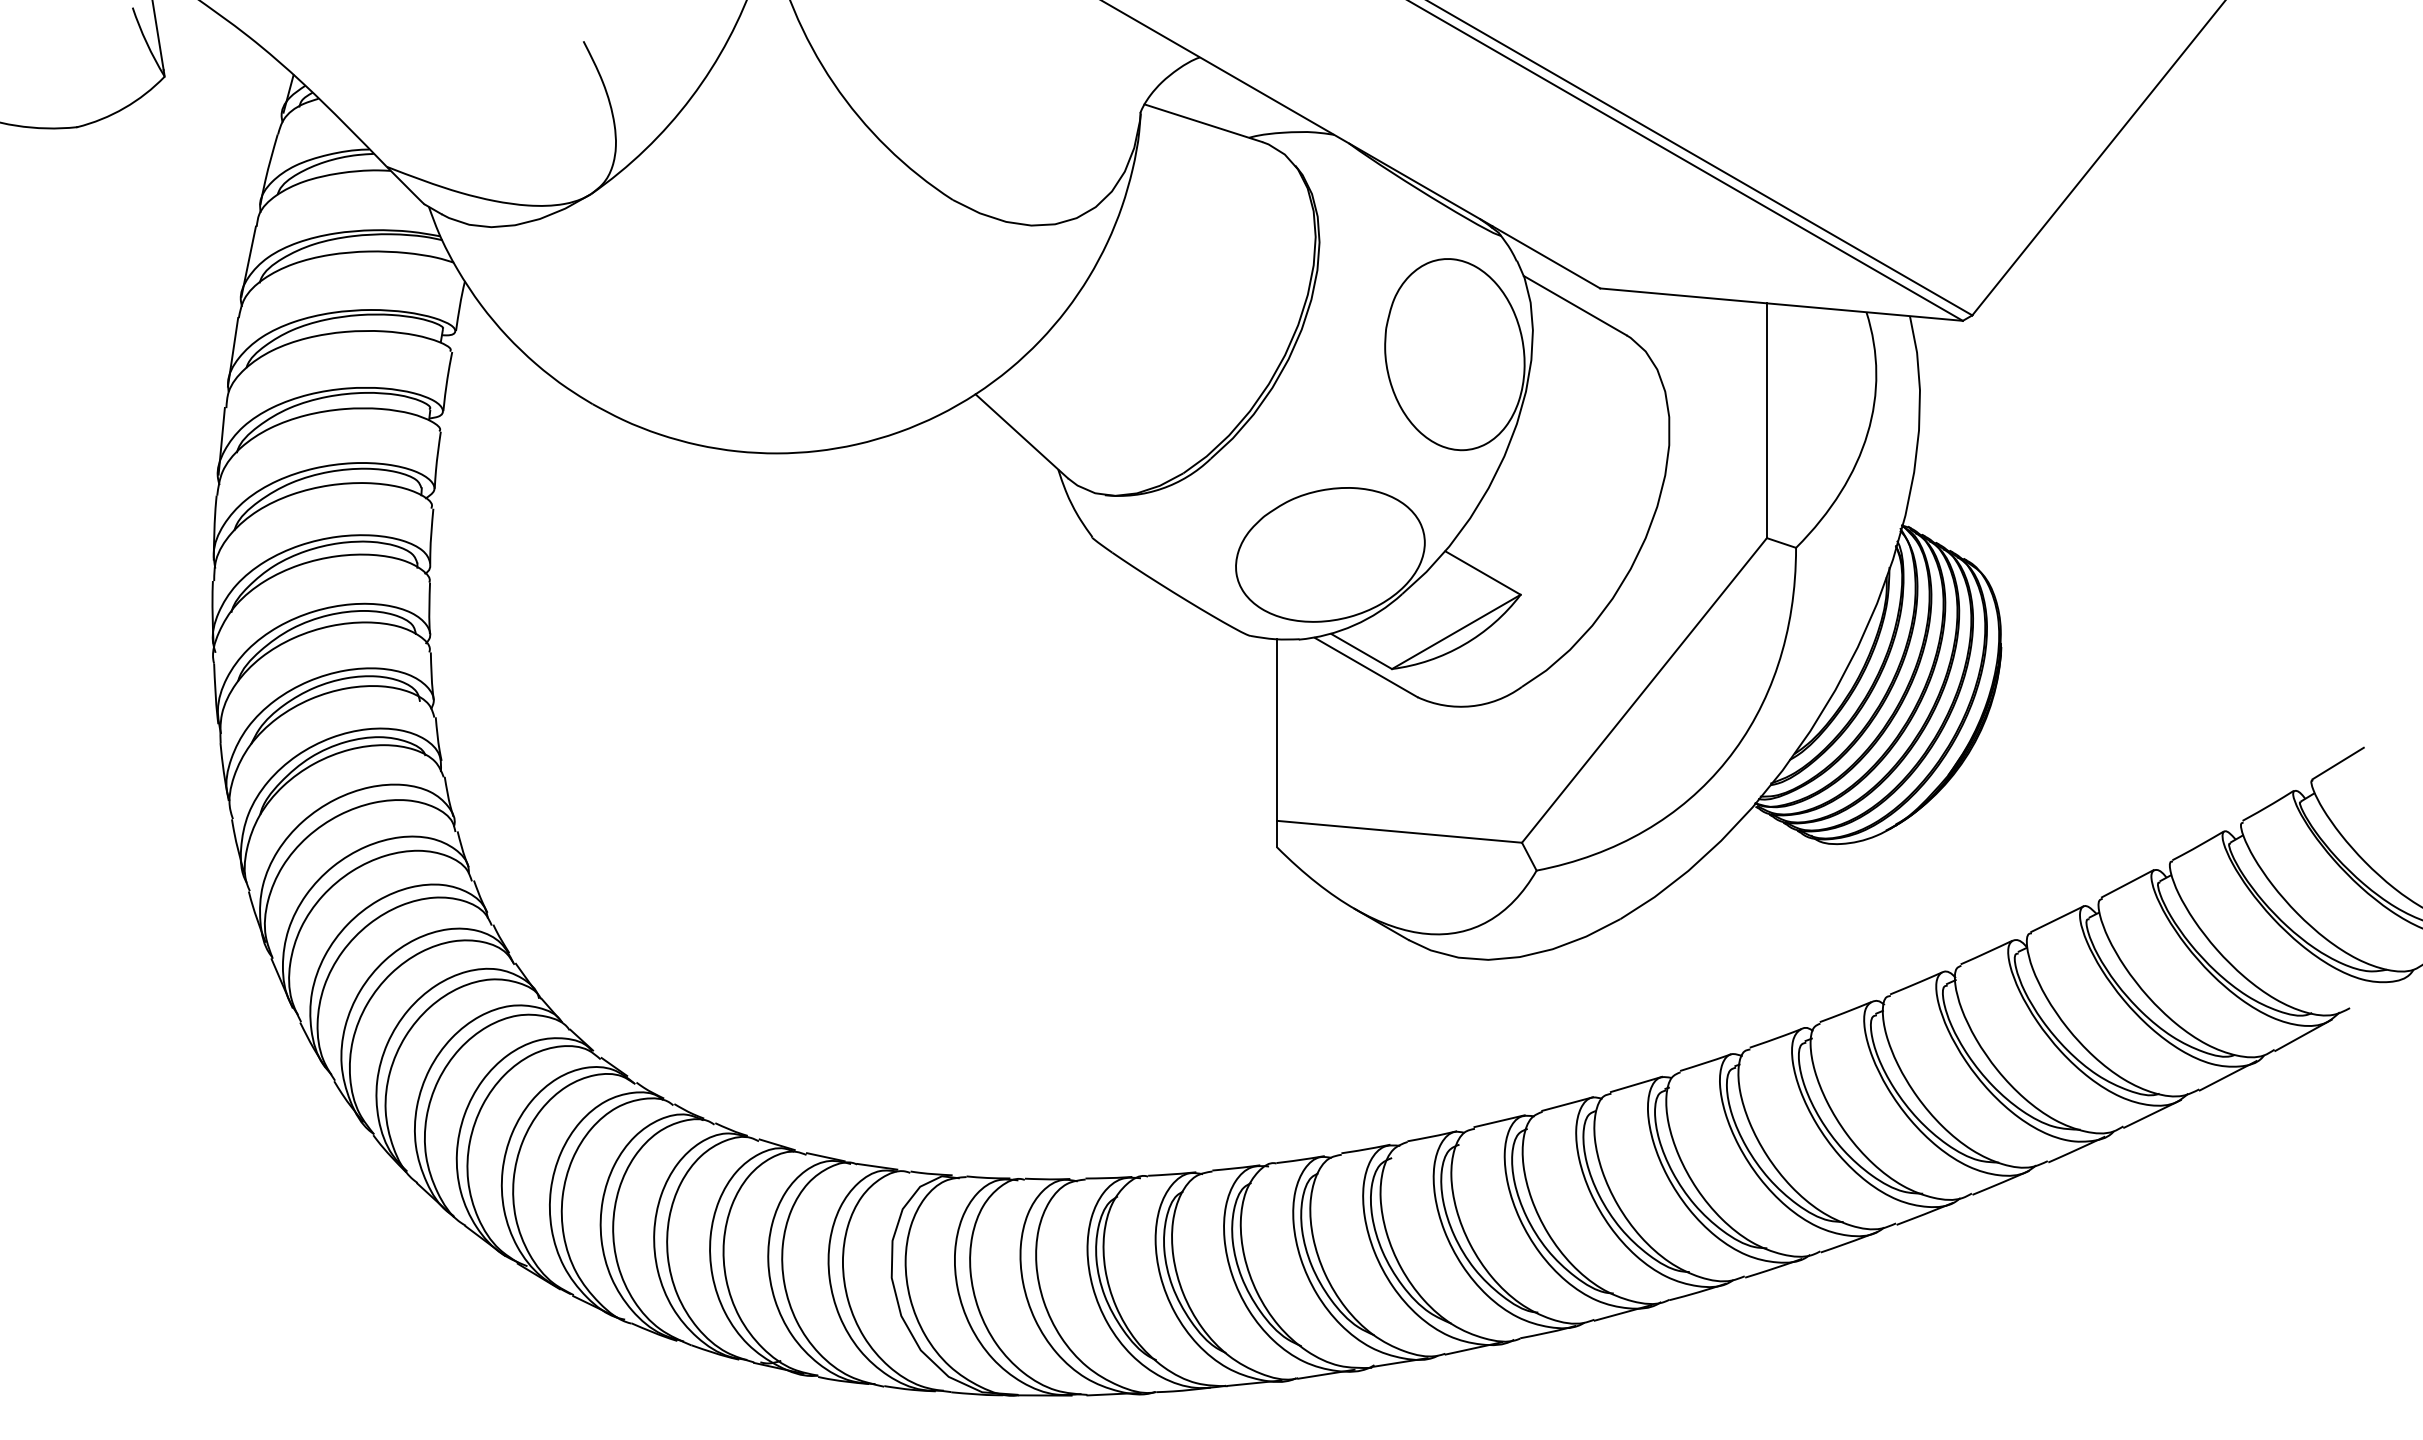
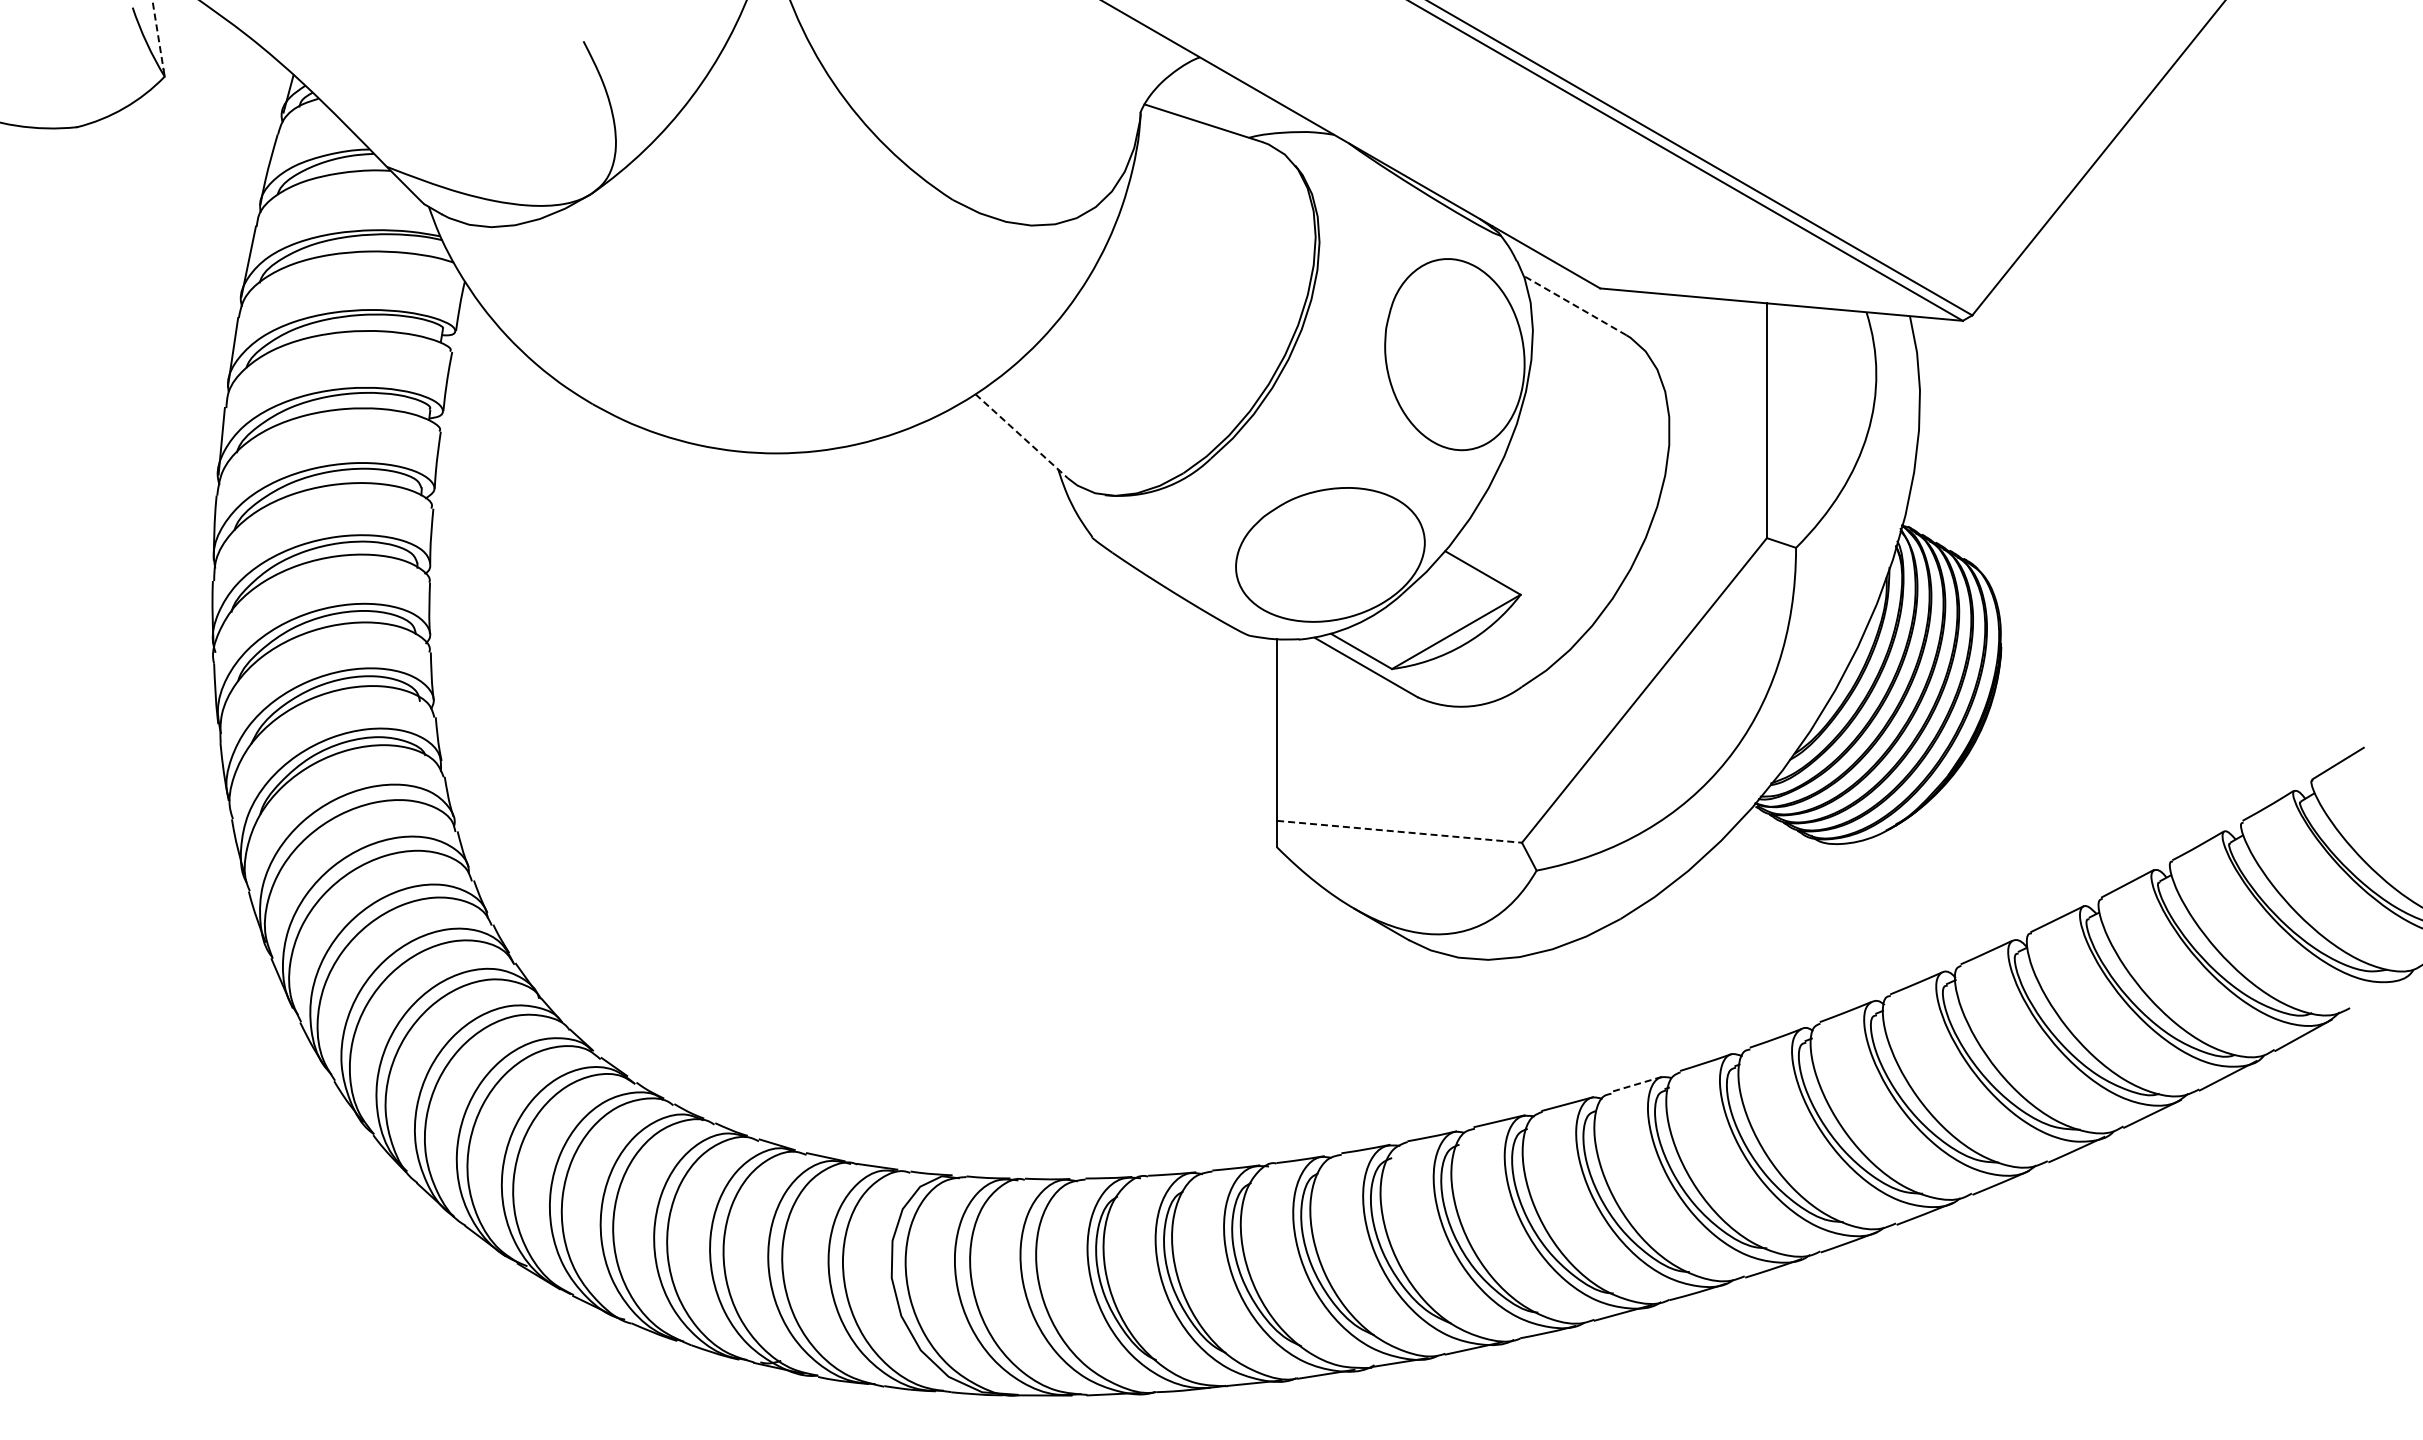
line: solid -> dashed (158, 35)
line: solid -> dashed (1574, 305)
line: solid -> dashed (1022, 436)
line: solid -> dashed (1399, 831)
line: solid -> dashed (1636, 1084)
